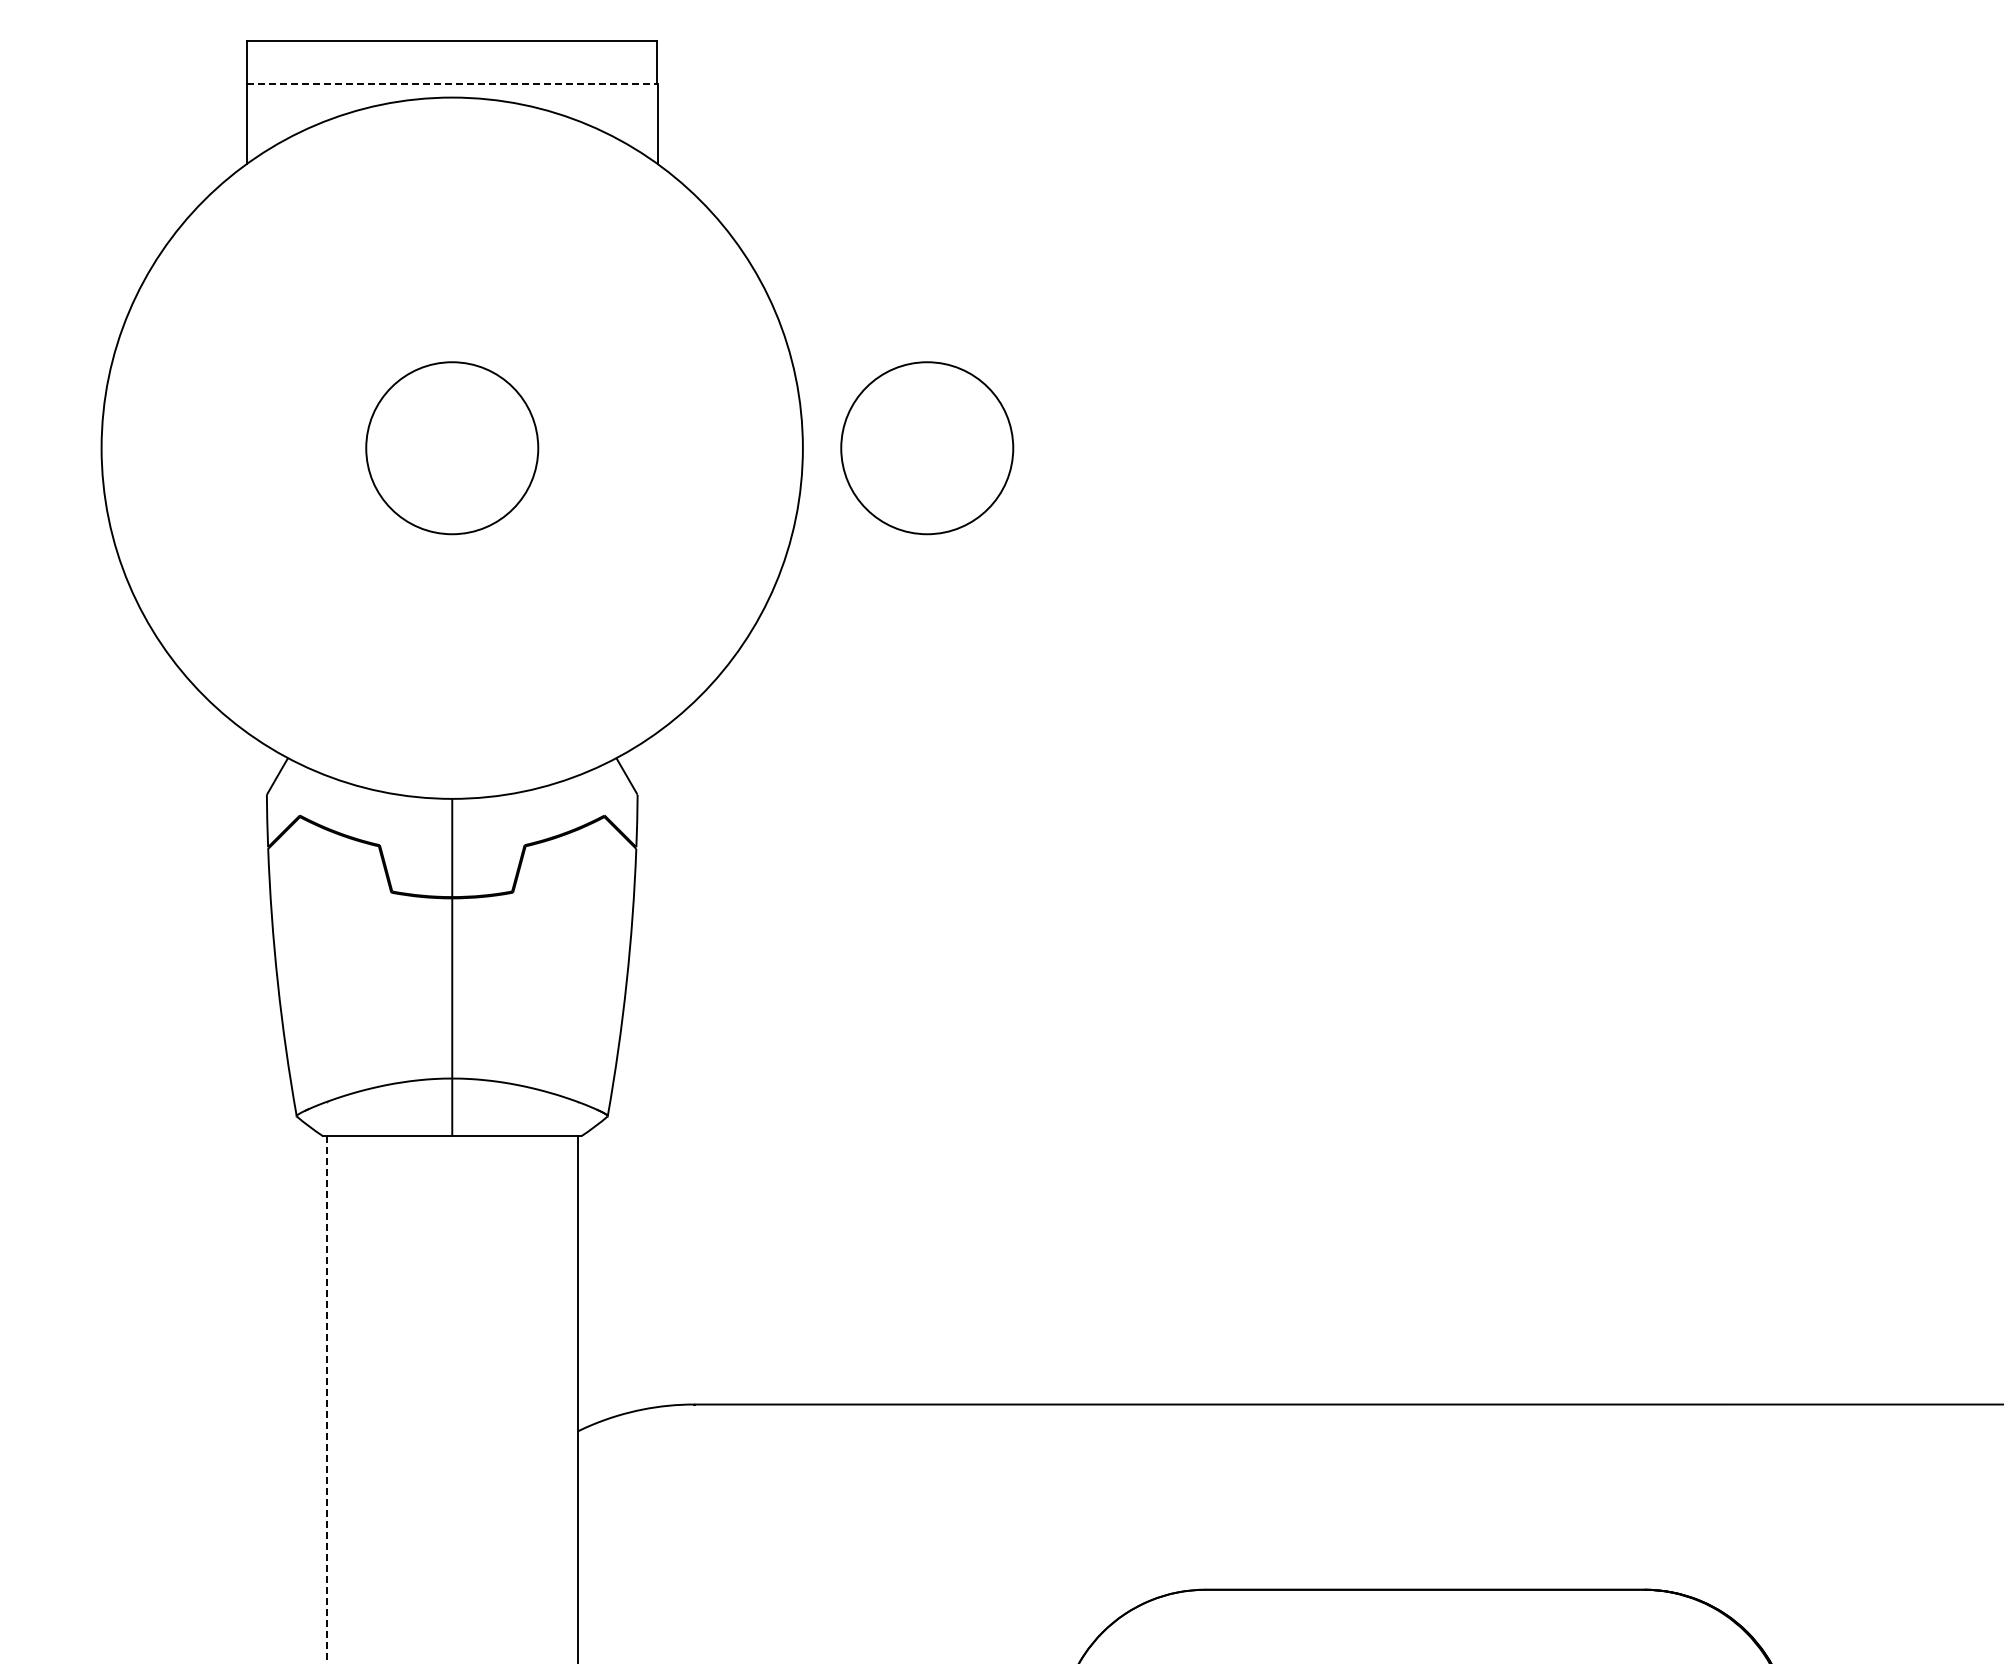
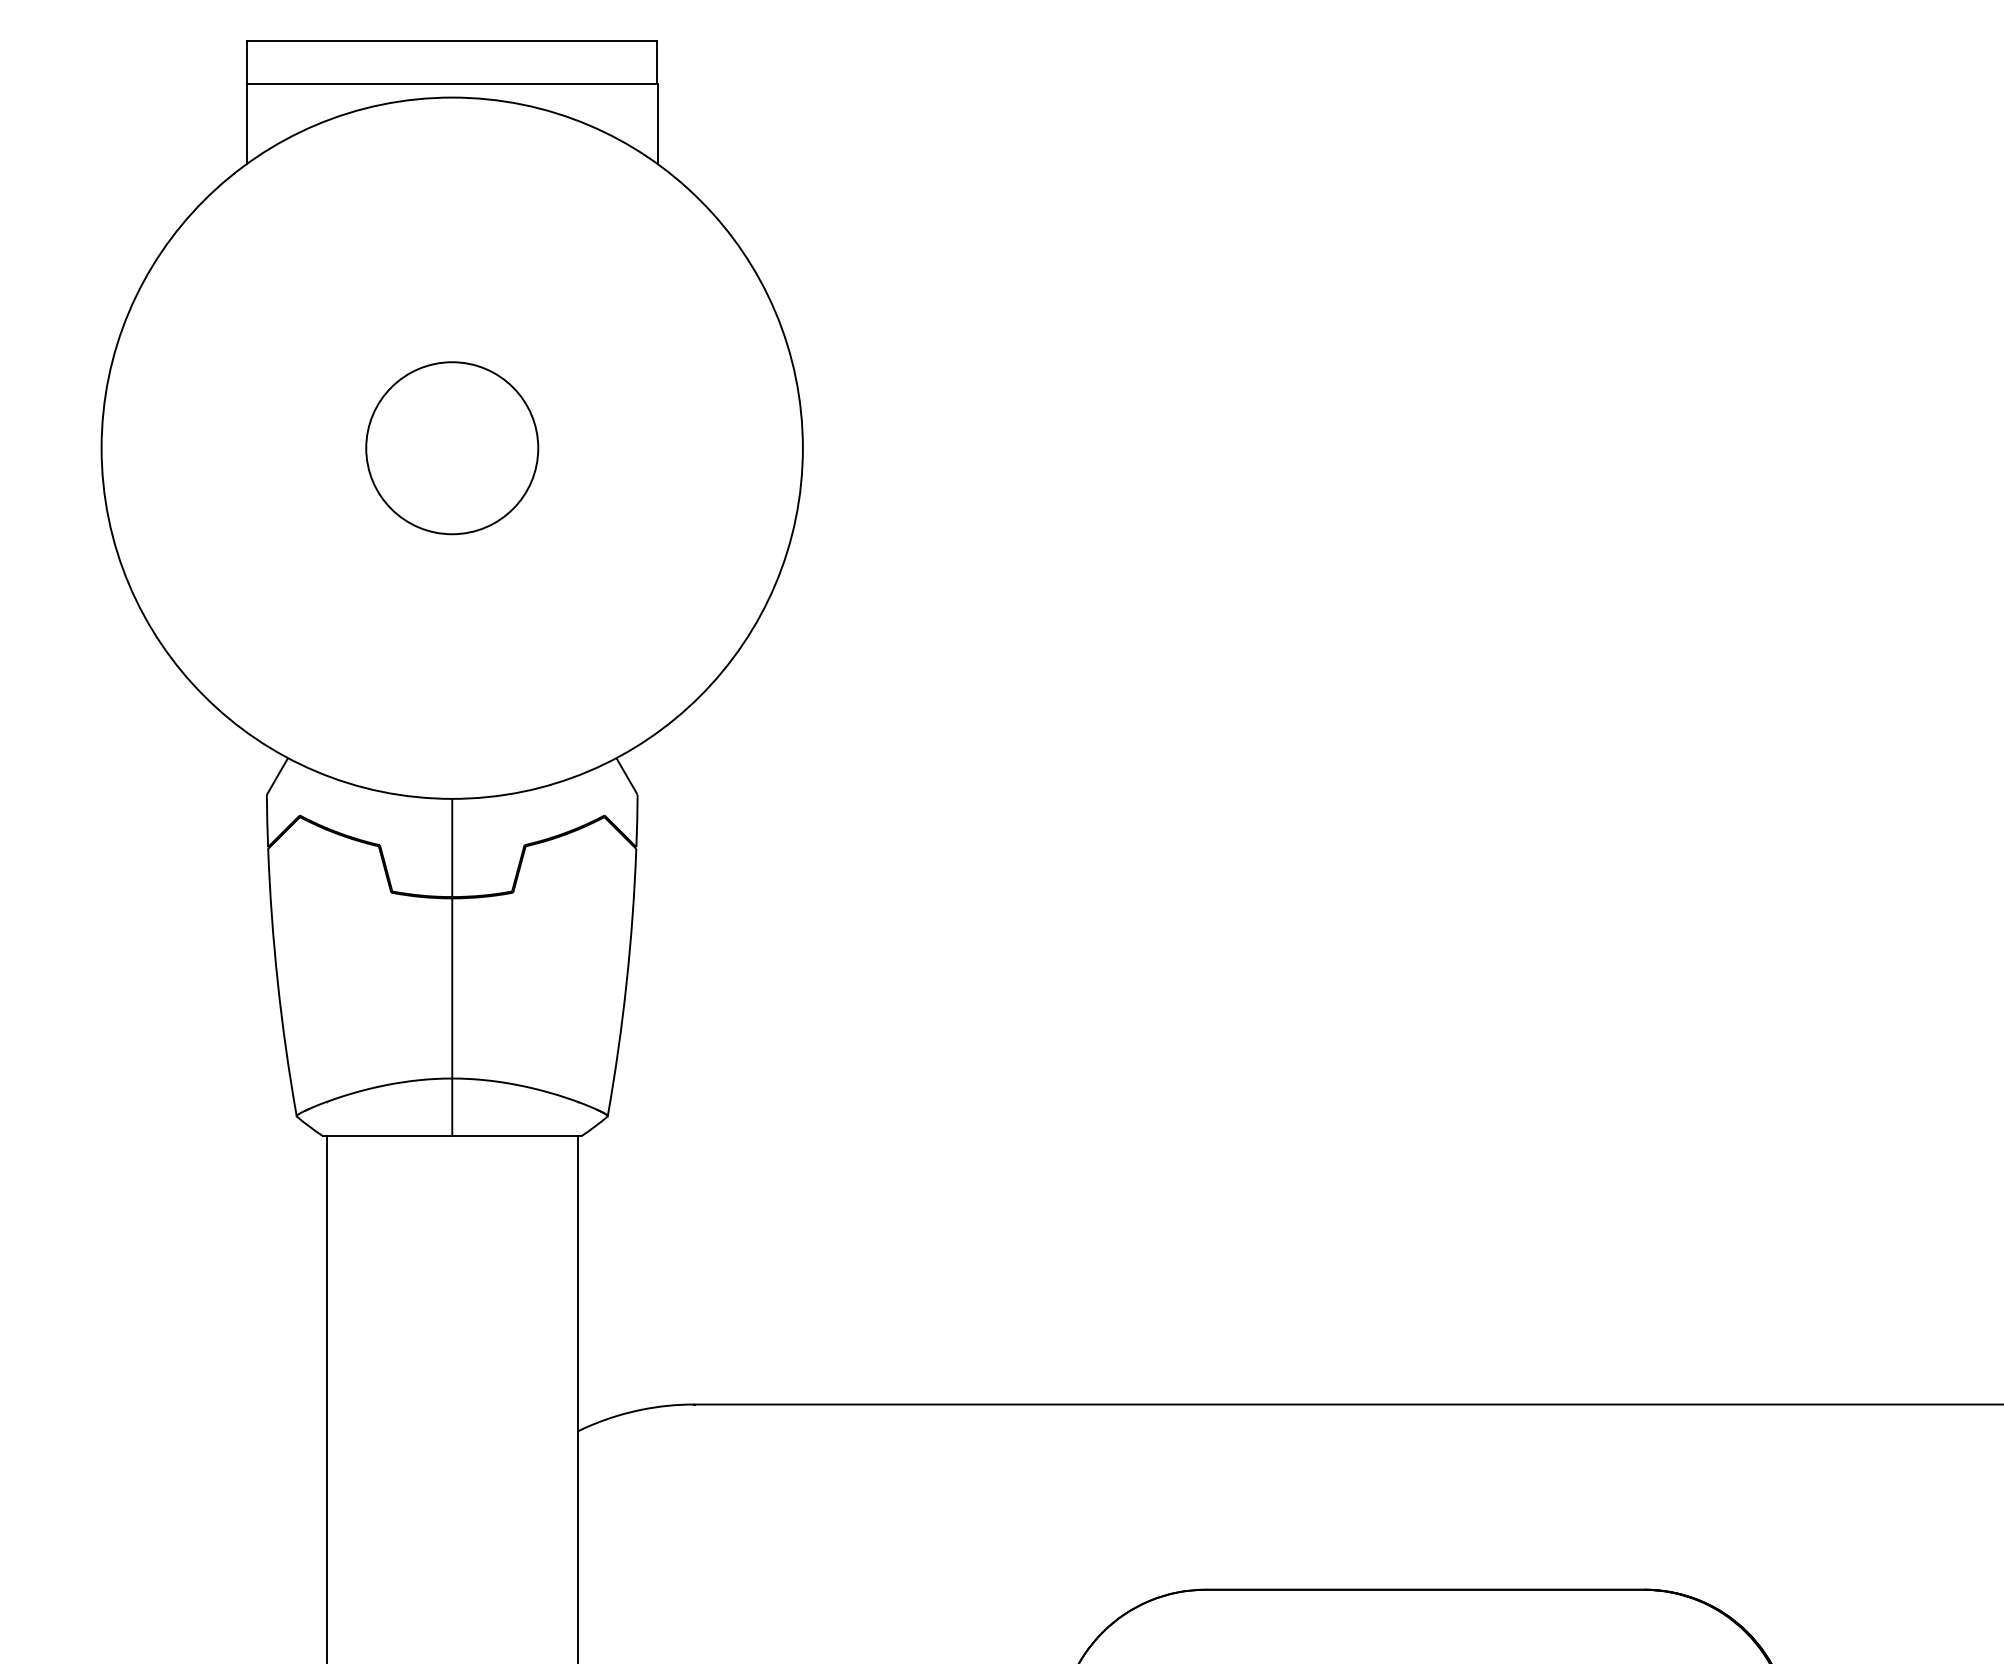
line: dashed -> solid (452, 84)
circle: present -> none (927, 448)
line: dashed -> solid (326, 1400)
